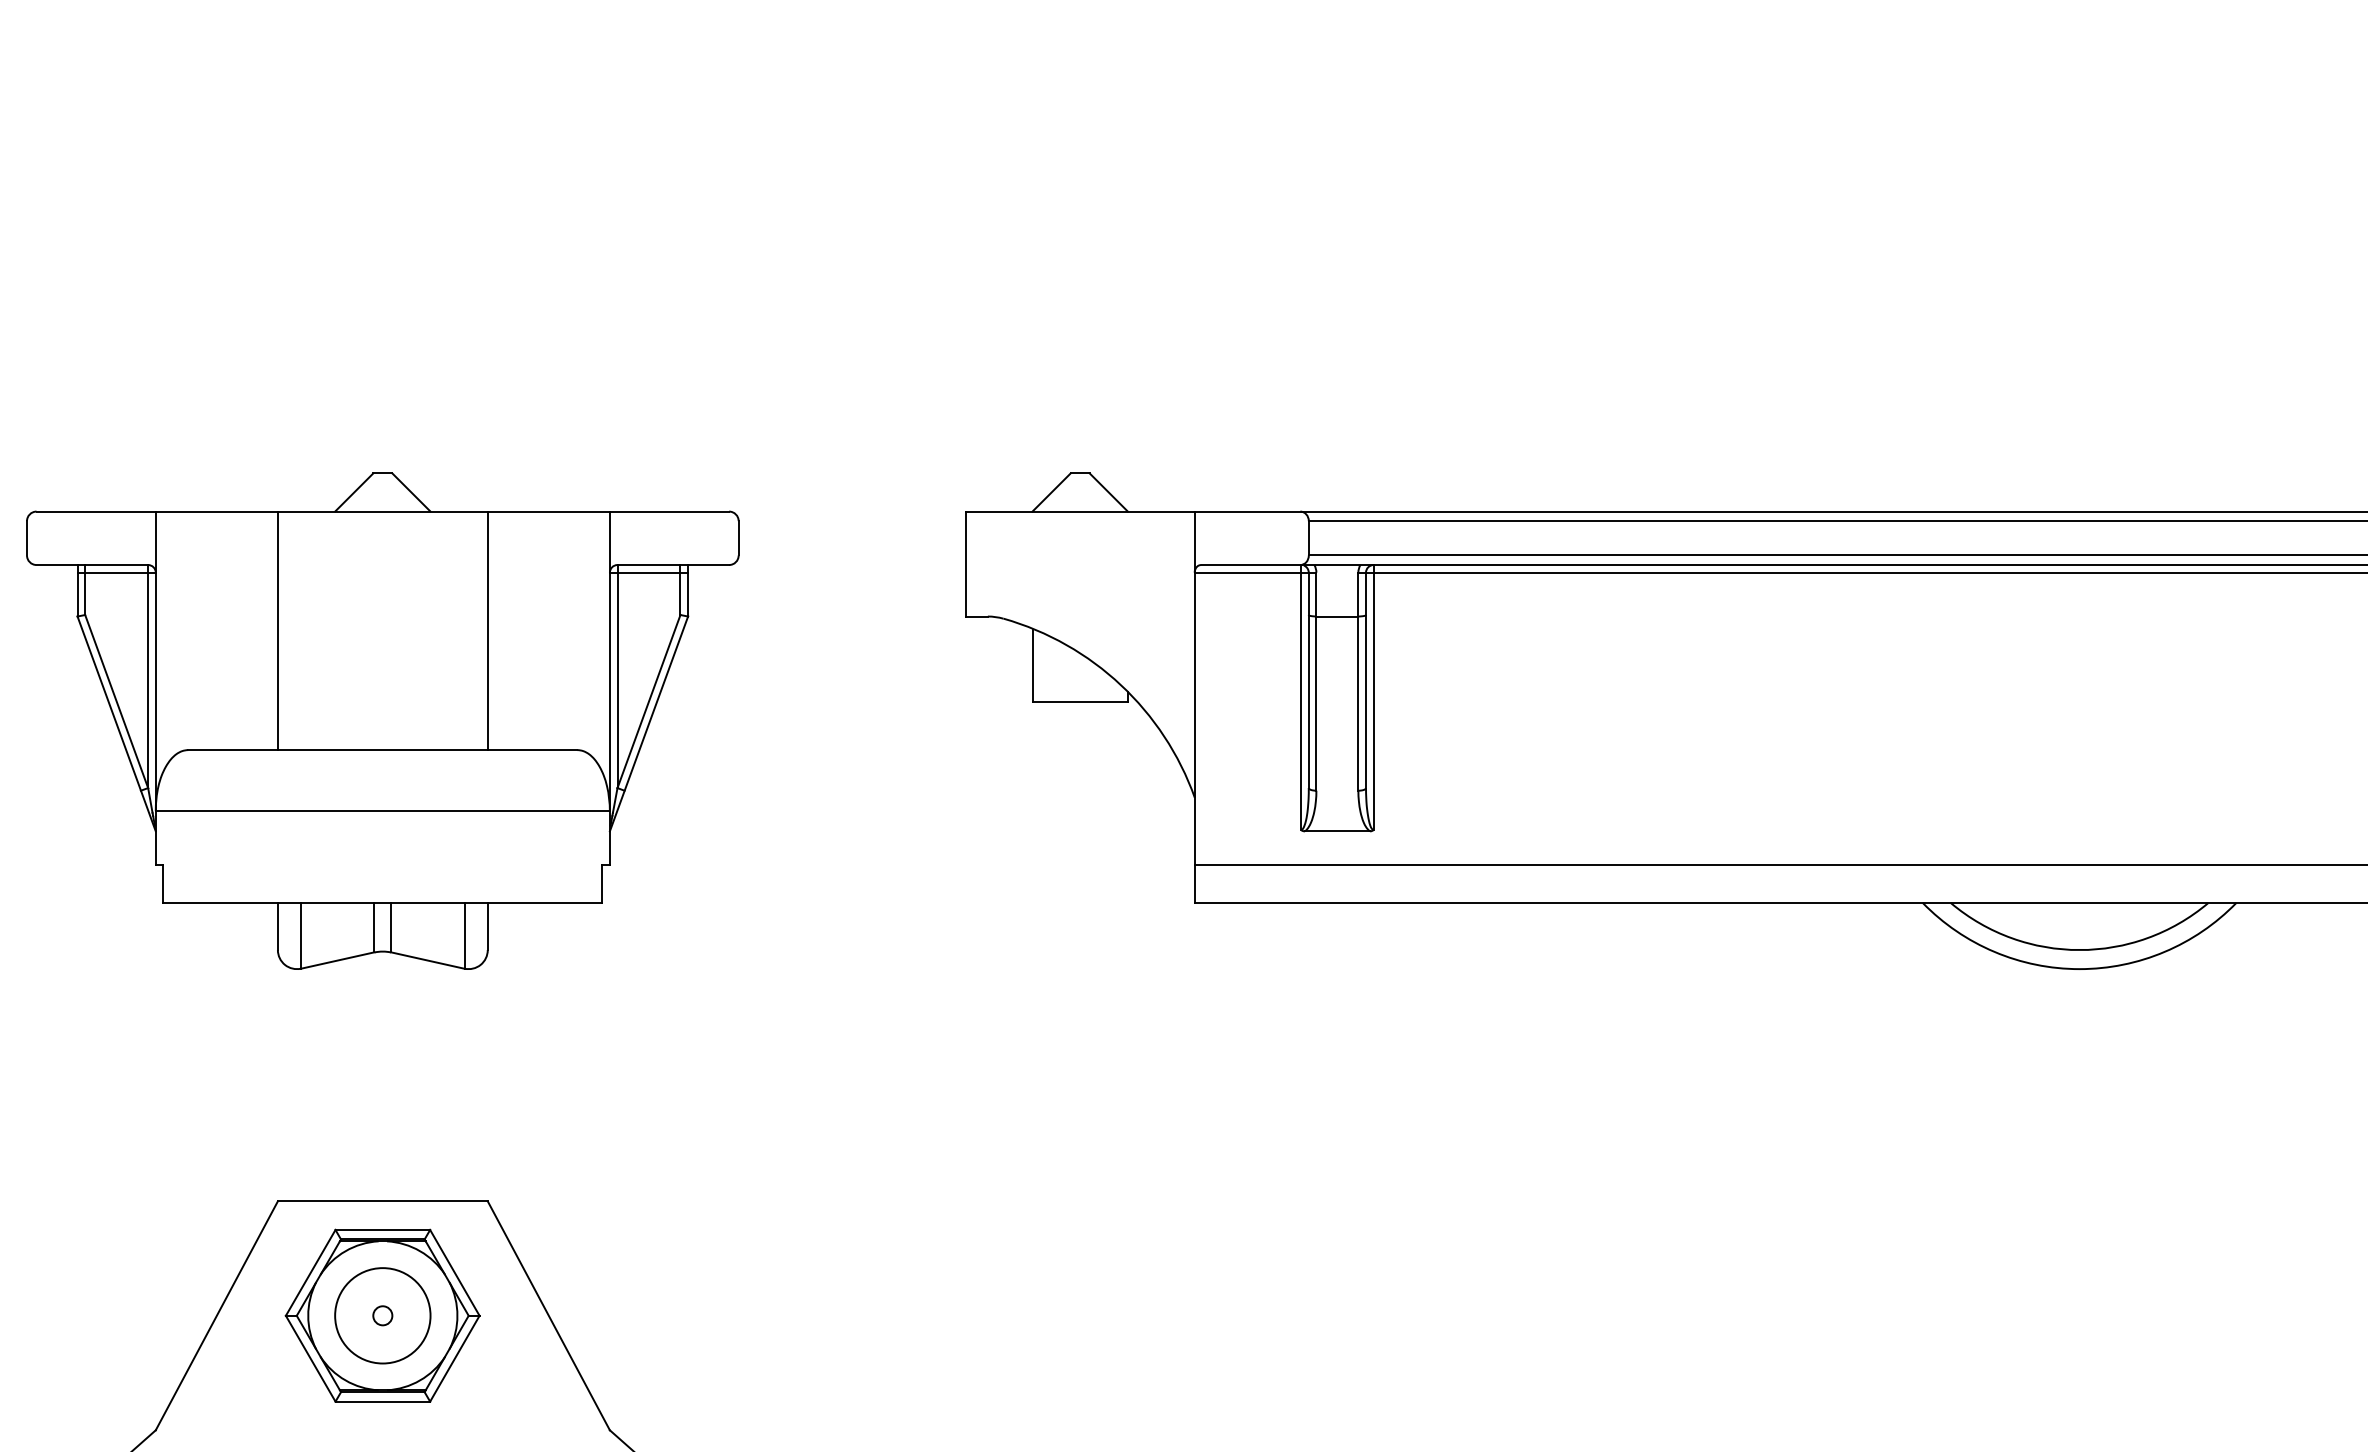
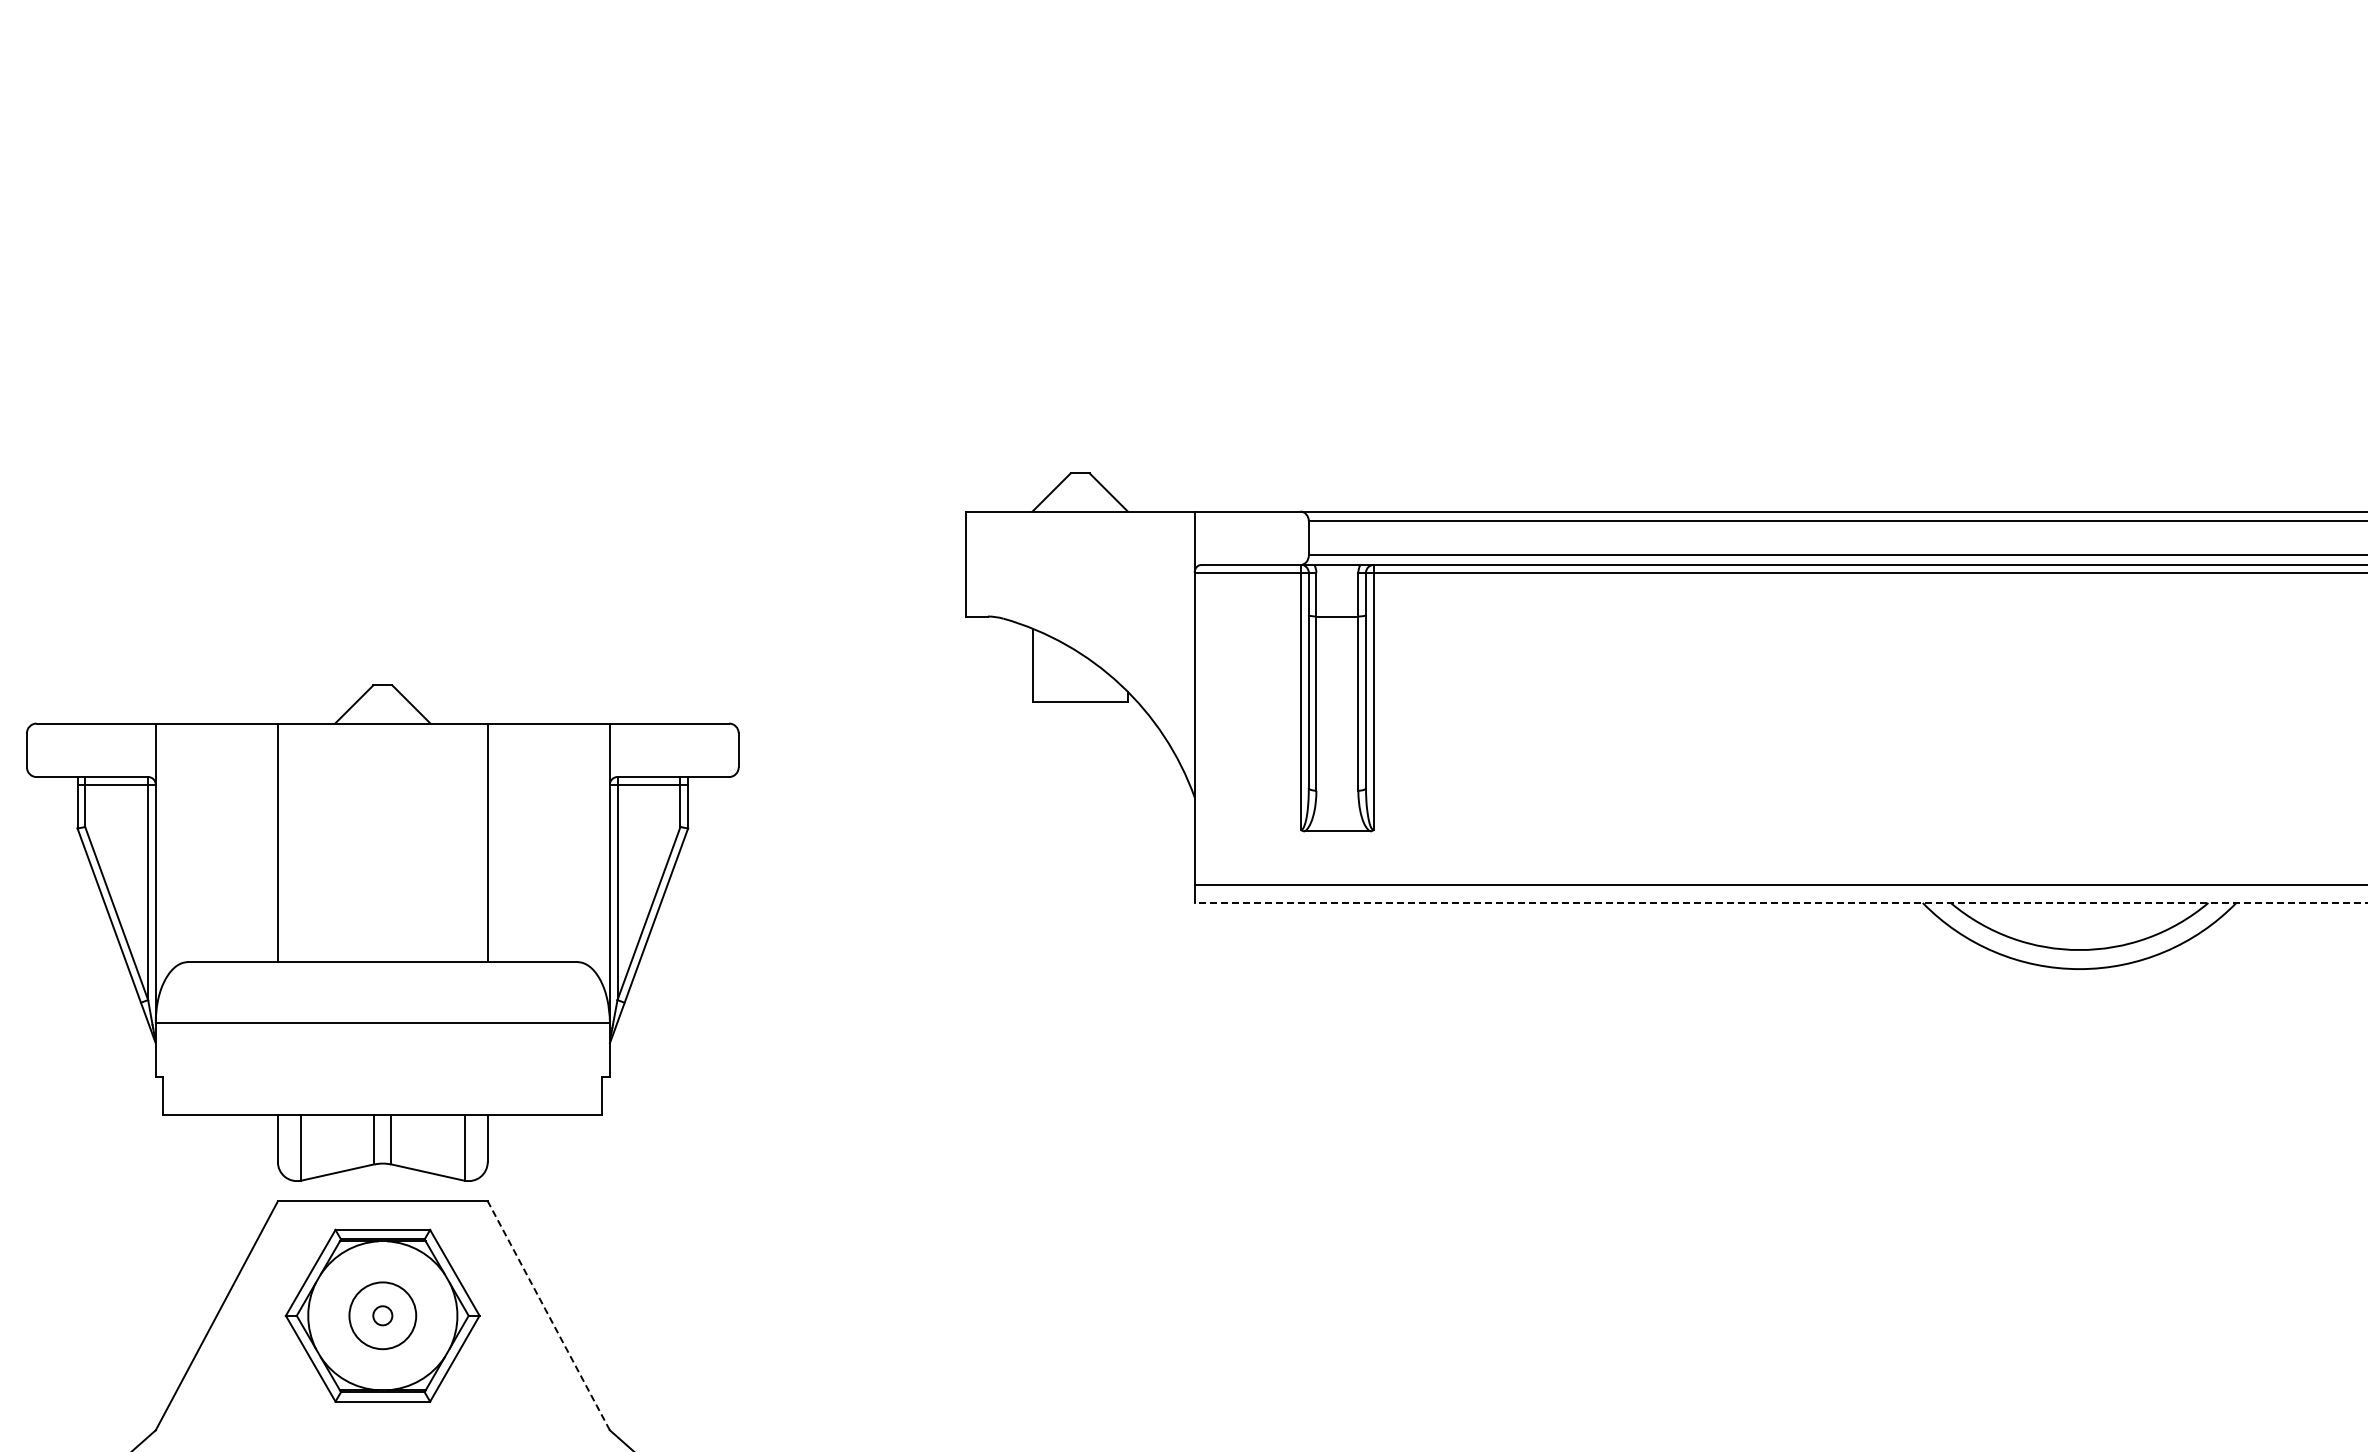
part position: (382, 720) -> (382, 932) (382, 932)
line position: (1779, 864) -> (1779, 884) (1779, 884)
line: solid -> dashed (1780, 902)
circle diameter: 95 px -> 67 px (382, 1315)
line: solid -> dashed (548, 1315)
